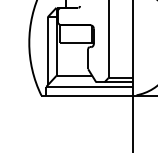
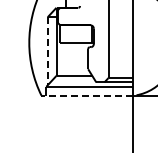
line: solid -> dashed (47, 51)
line: solid -> dashed (87, 95)
